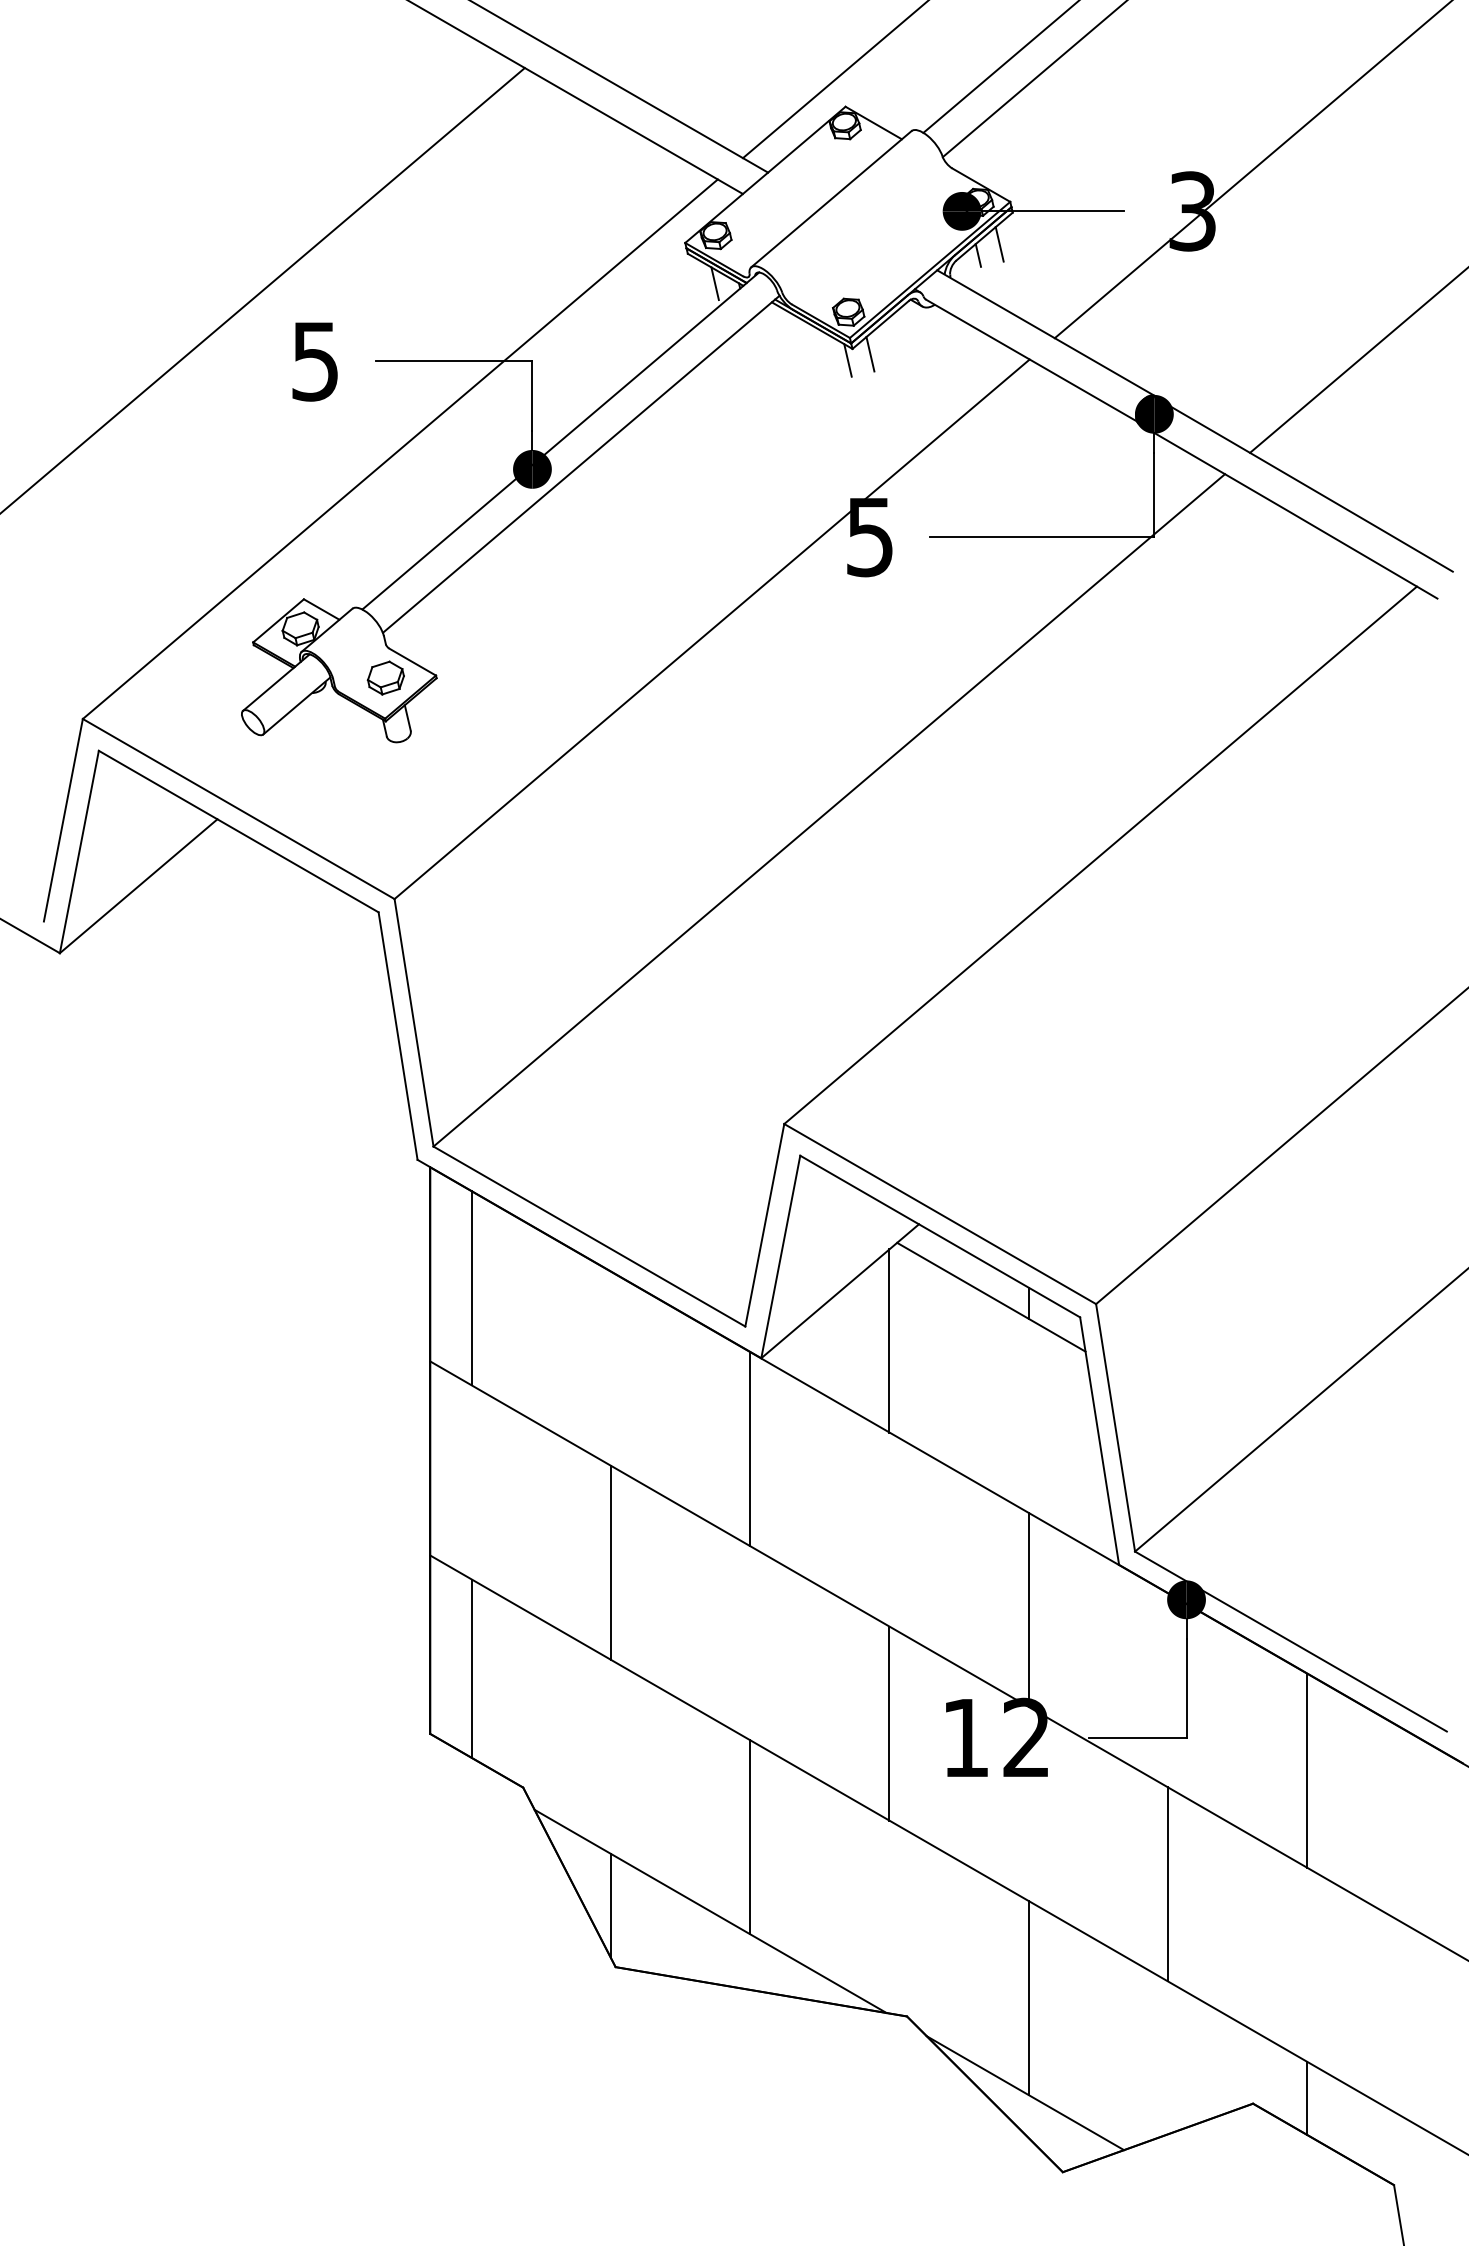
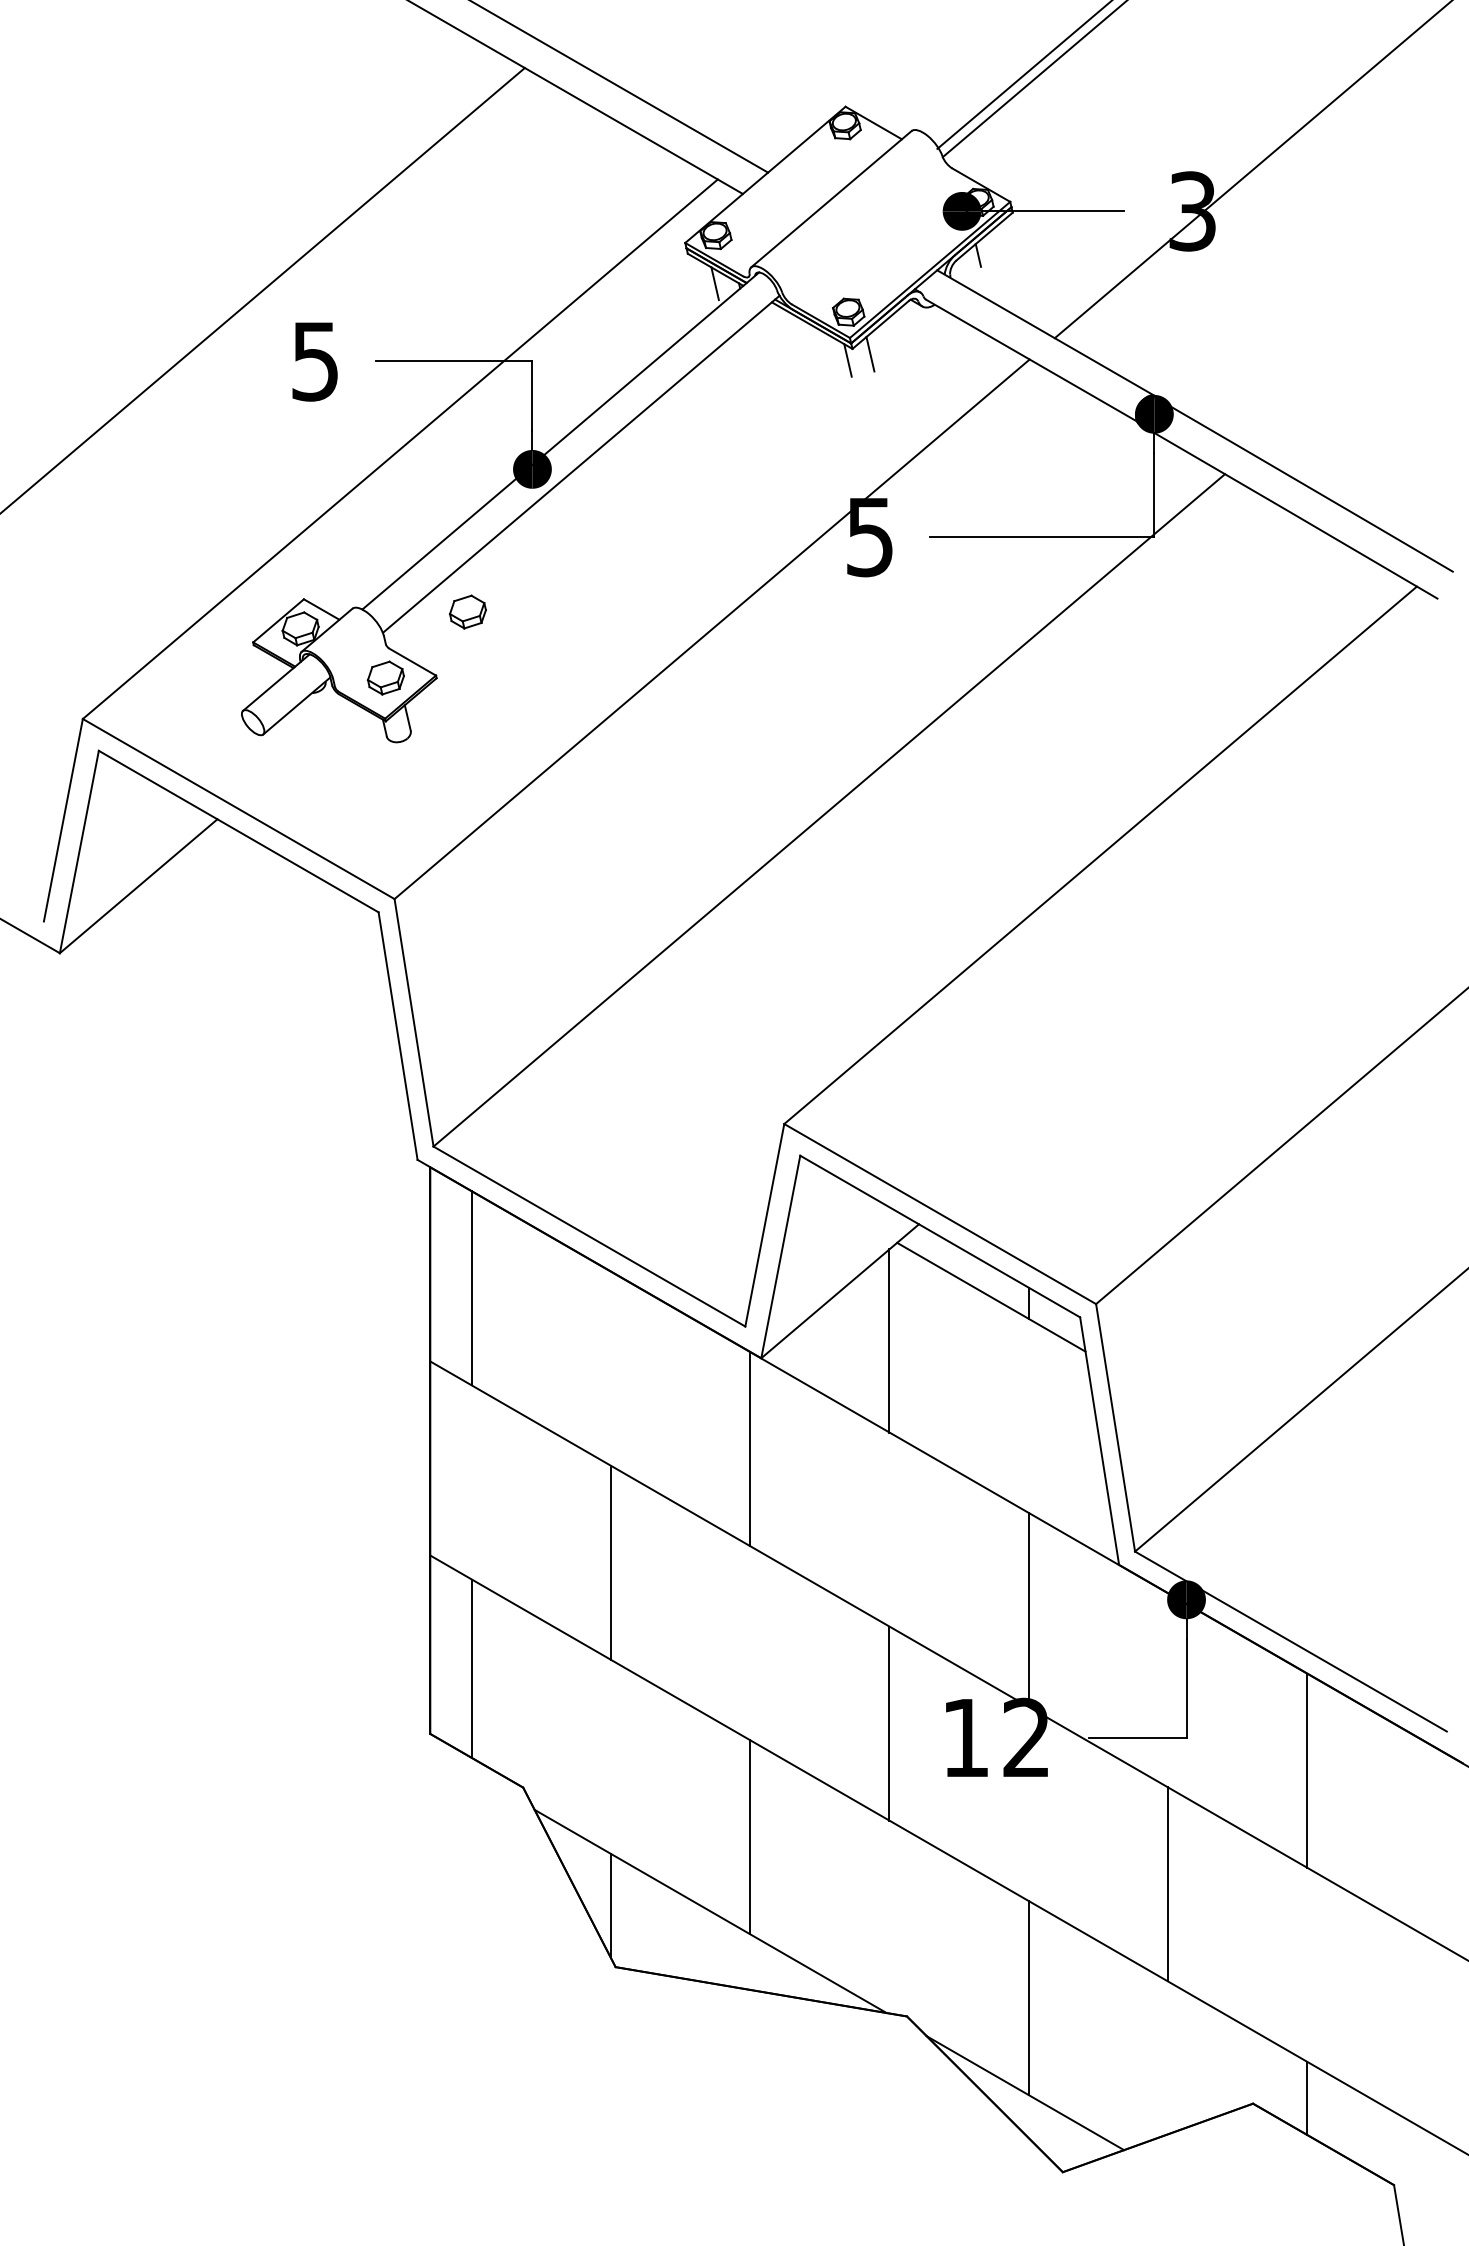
line position: (999, 67) -> (1023, 75) (1023, 75)
line: present -> none (834, 80)
line: present -> none (999, 244)
line: present -> none (1357, 360)
part: none -> present (467, 611)
